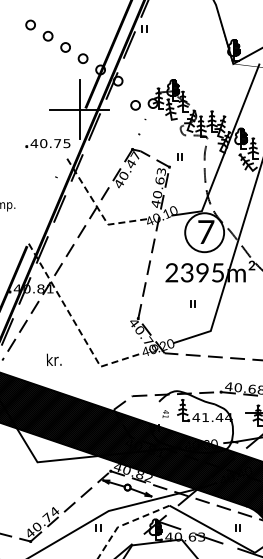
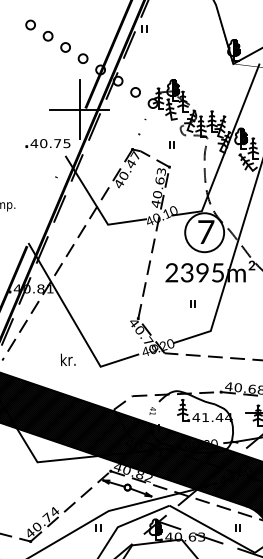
circle position: (135, 105) -> (135, 92) (135, 92)
part position: (179, 156) -> (171, 144) (171, 144)
line: dashed -> solid (97, 207)
line: dashed -> solid (75, 322)
text position: (53, 359) -> (67, 359) (67, 359)
text position: (165, 413) -> (152, 410) (152, 410)
line: dashed -> solid (126, 523)
